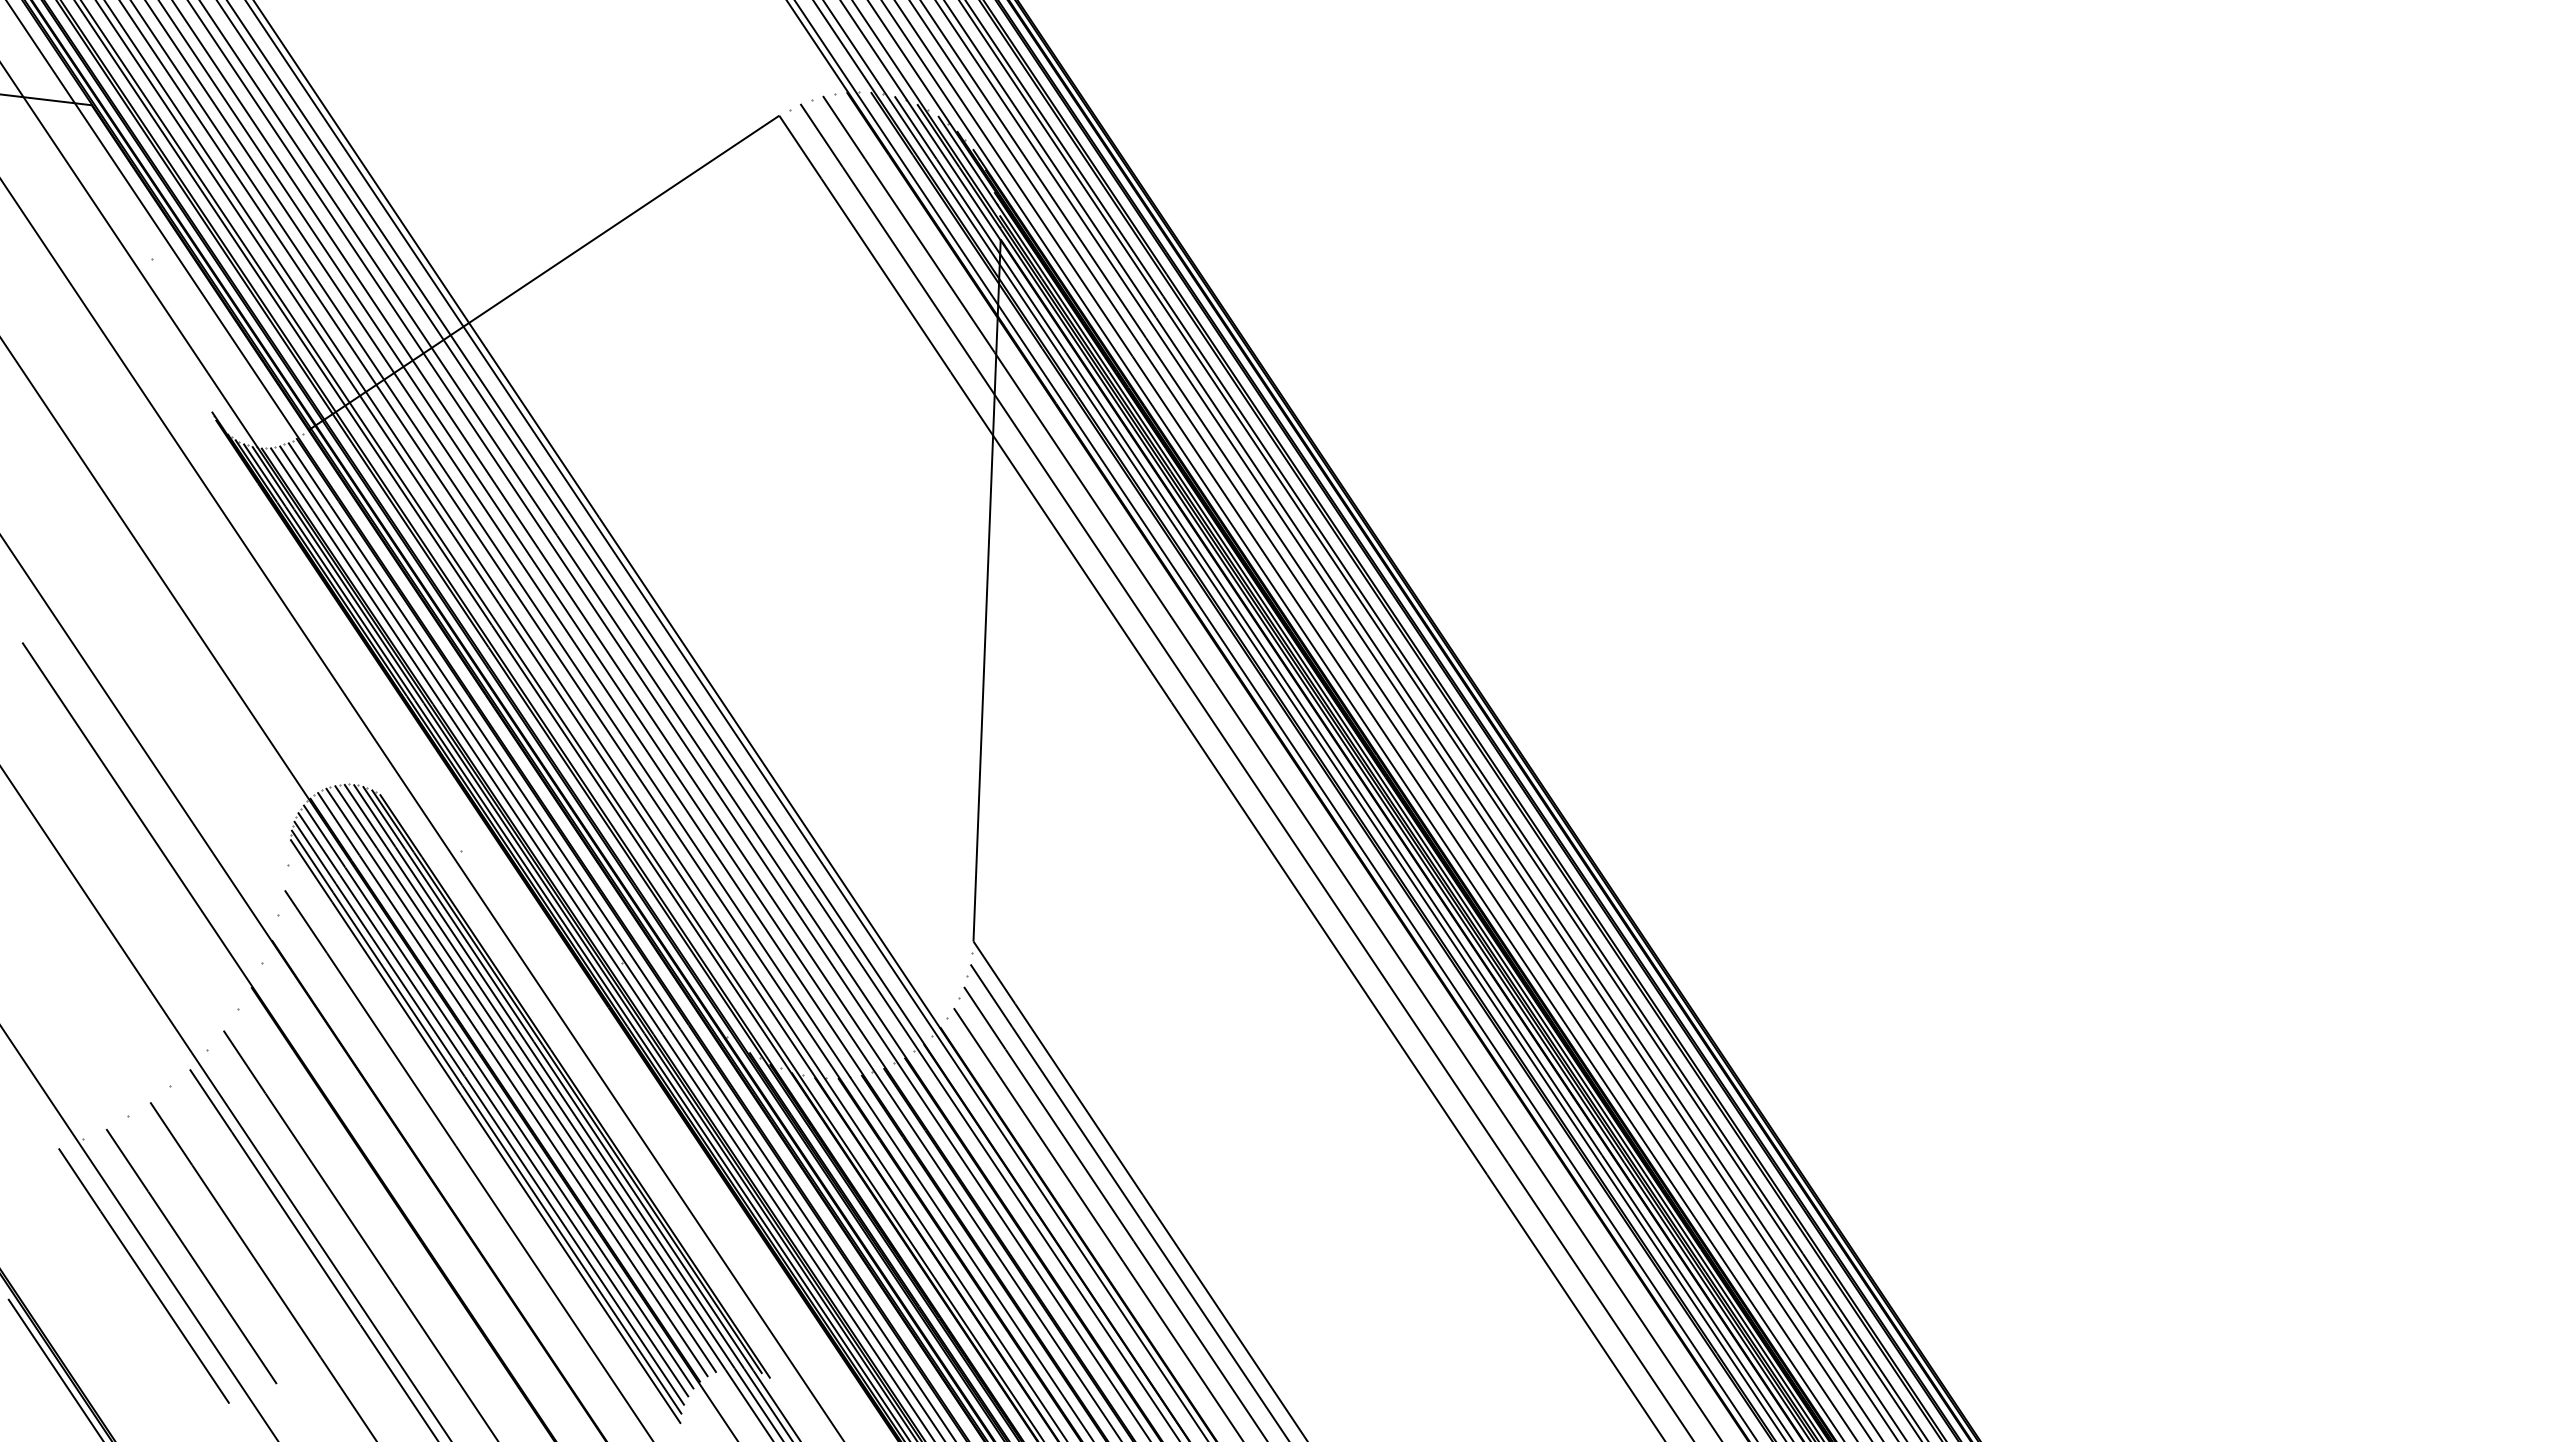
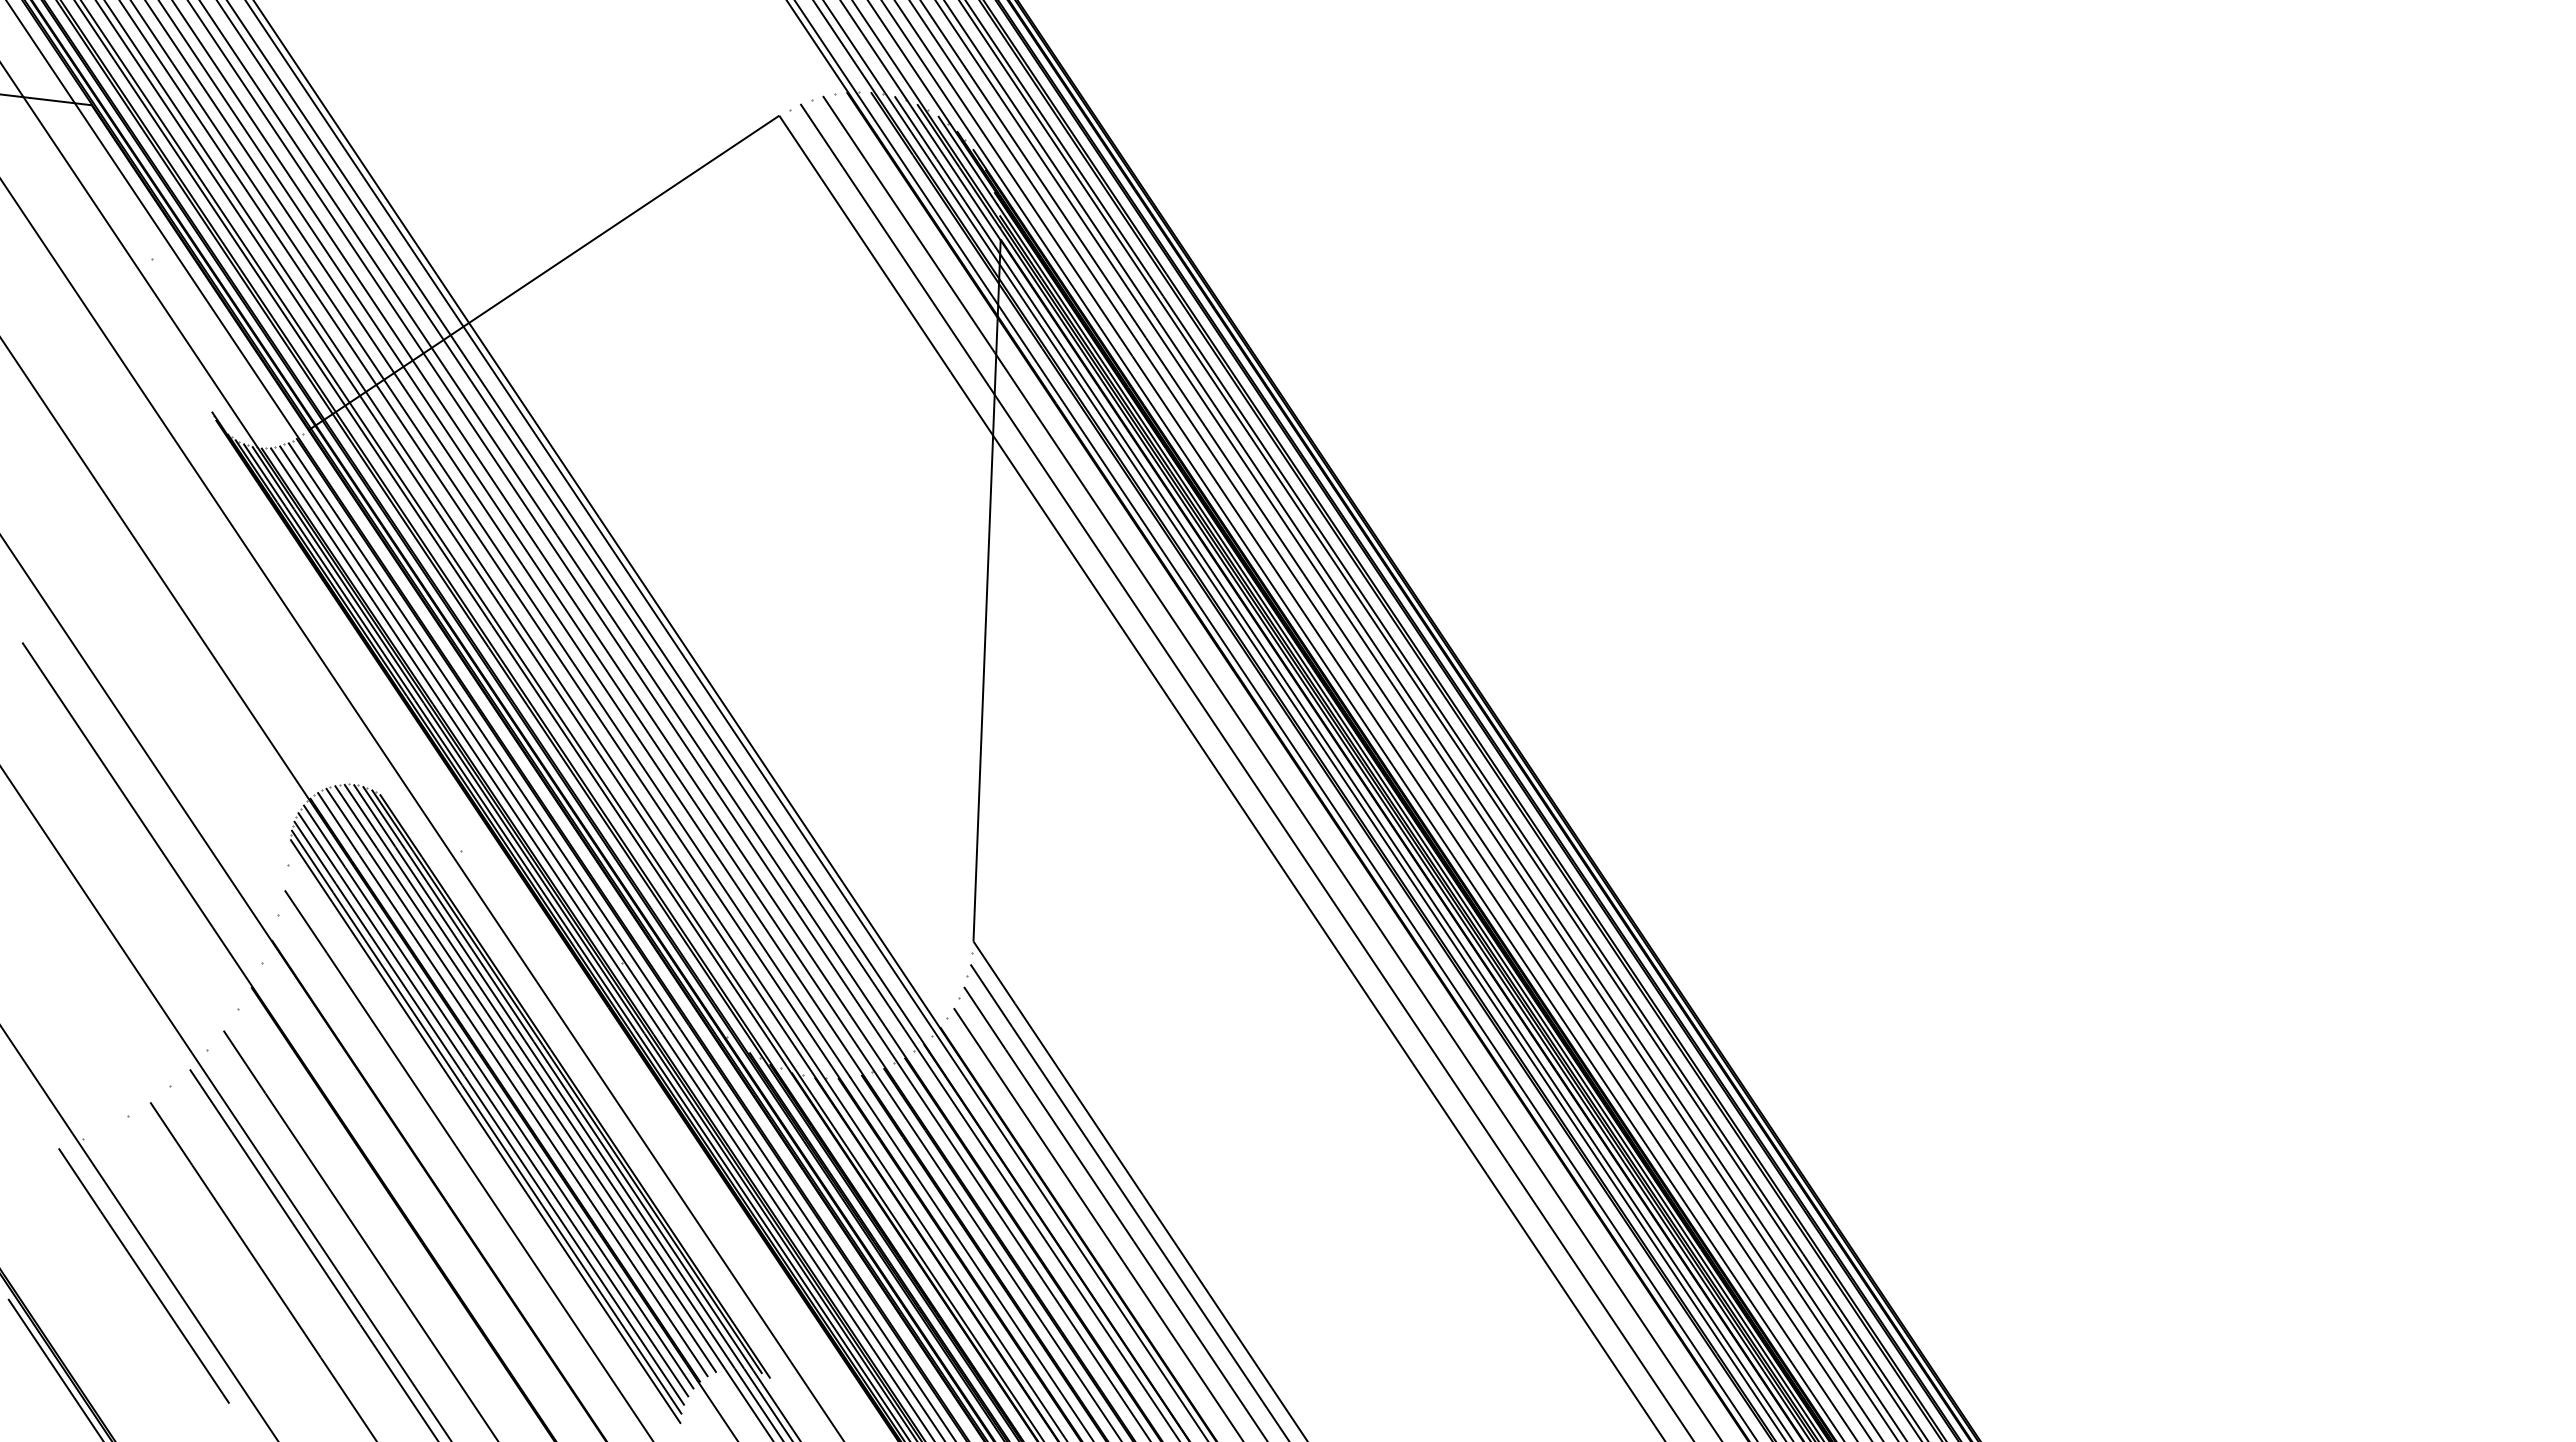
line: present -> none (191, 1256)
